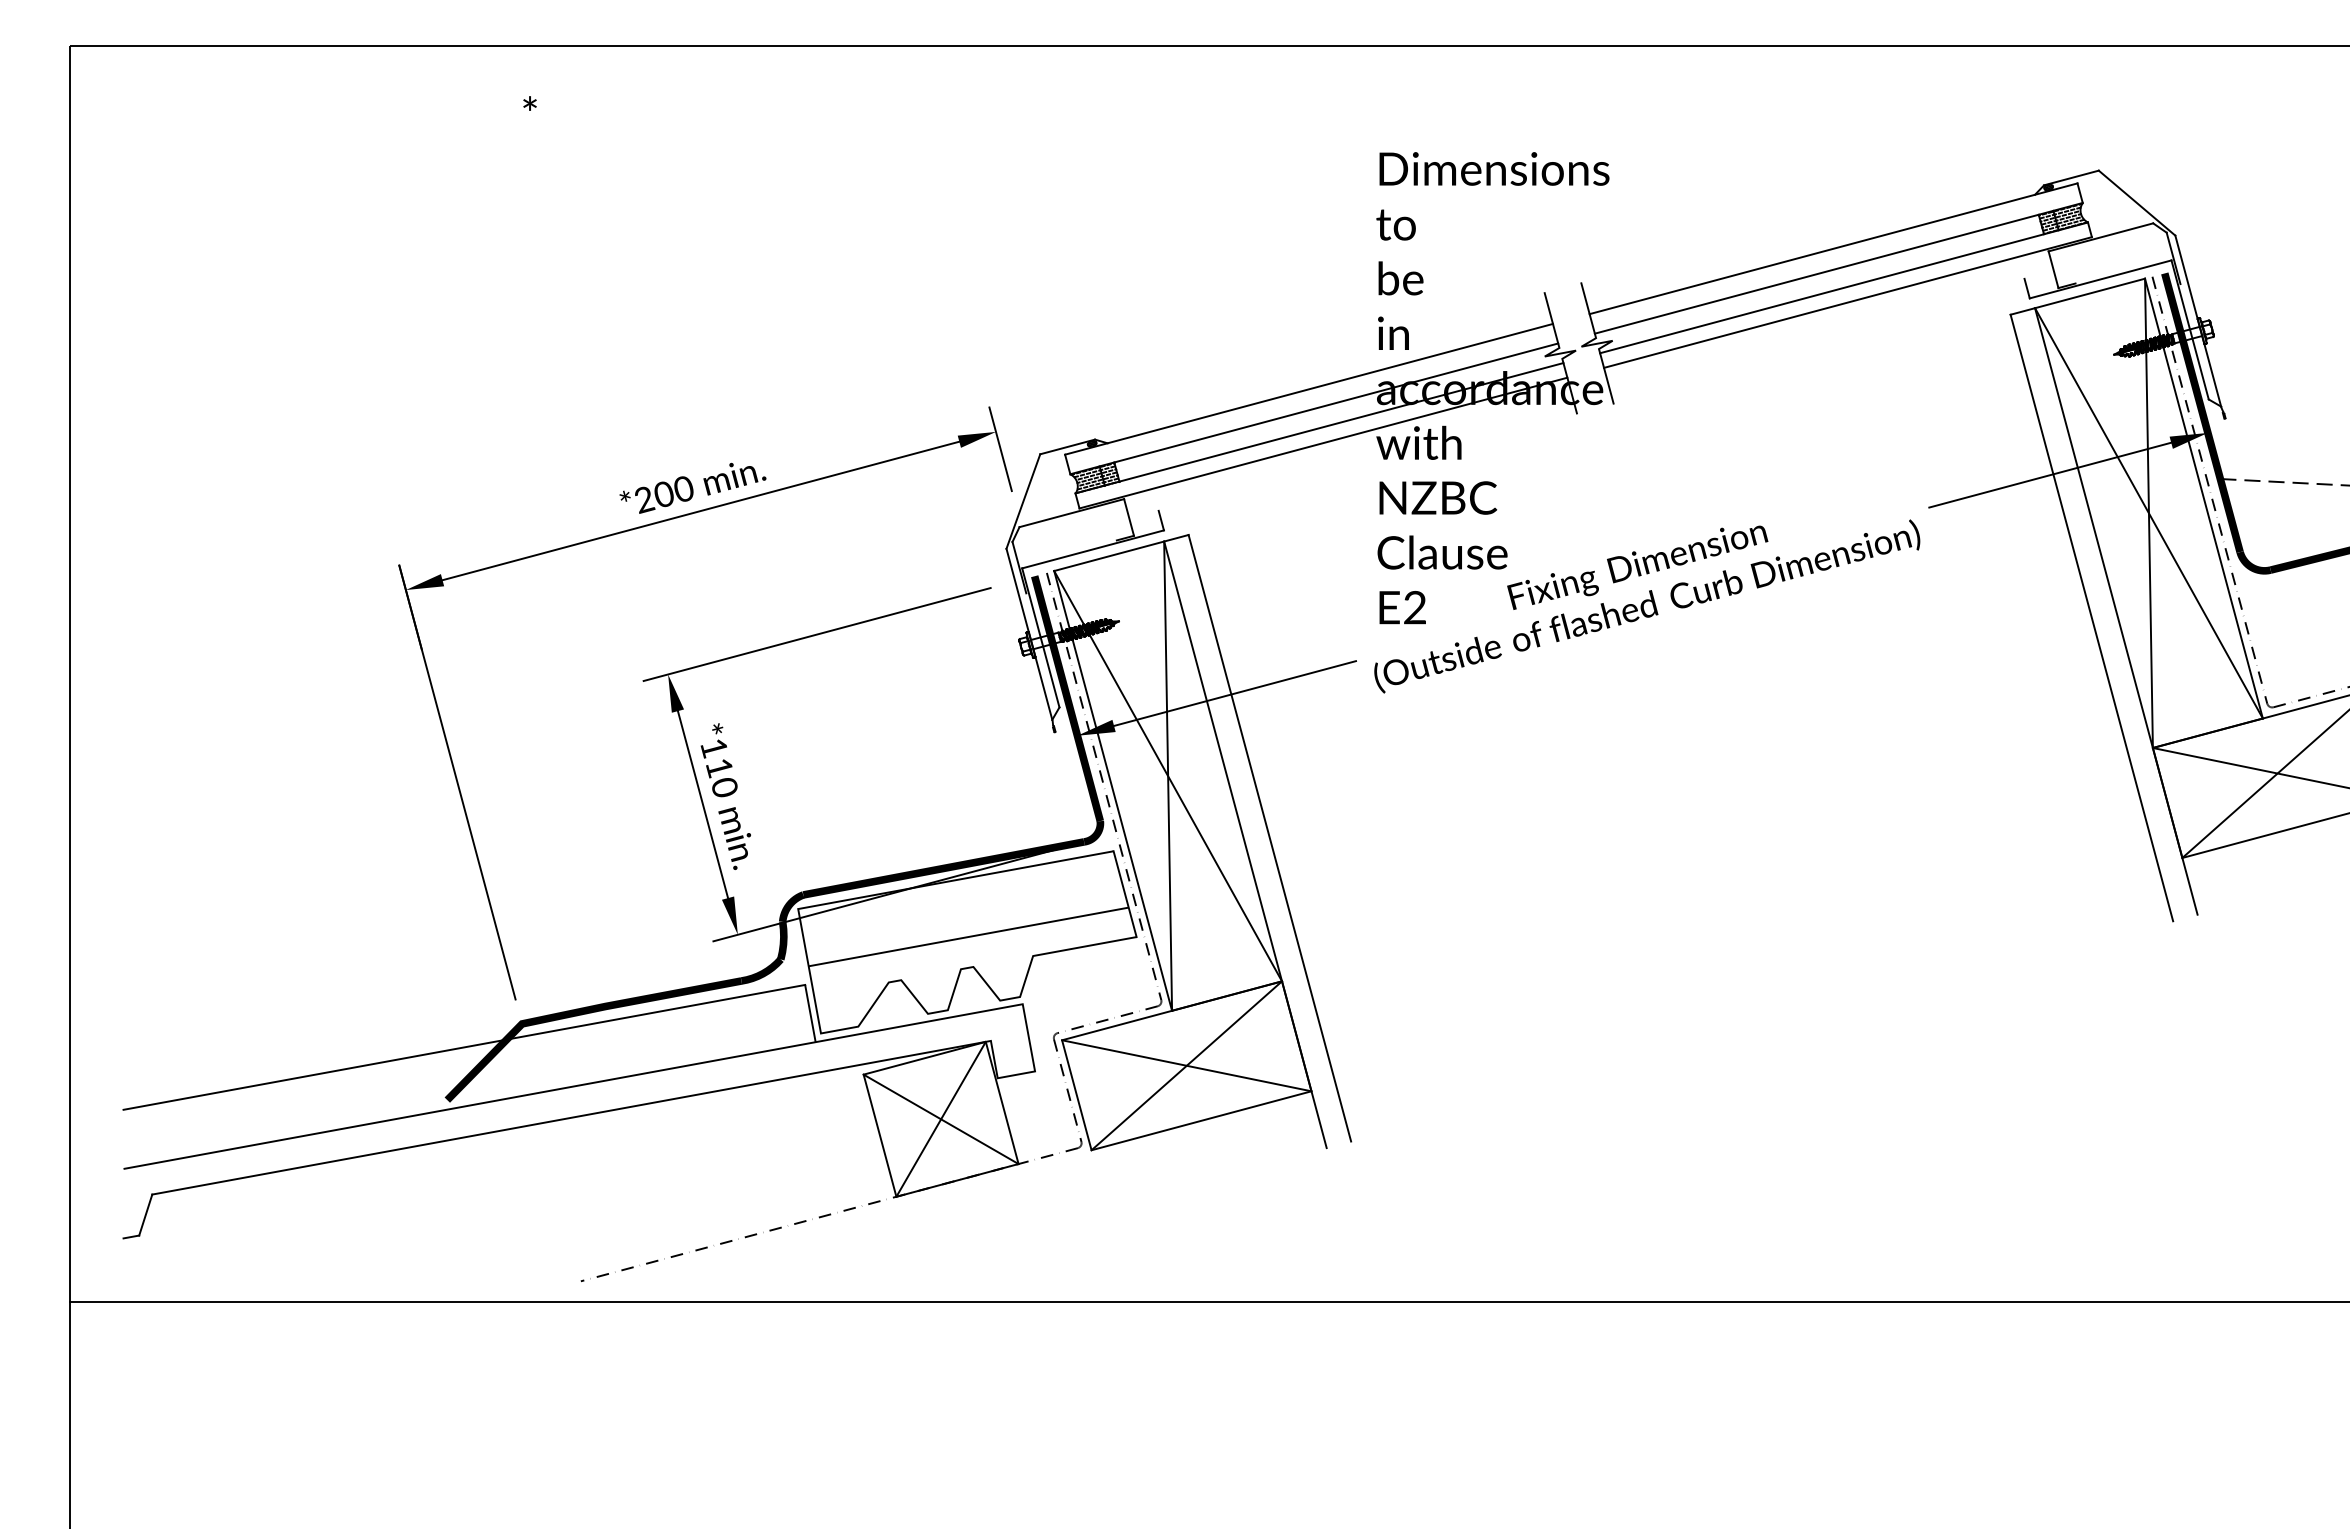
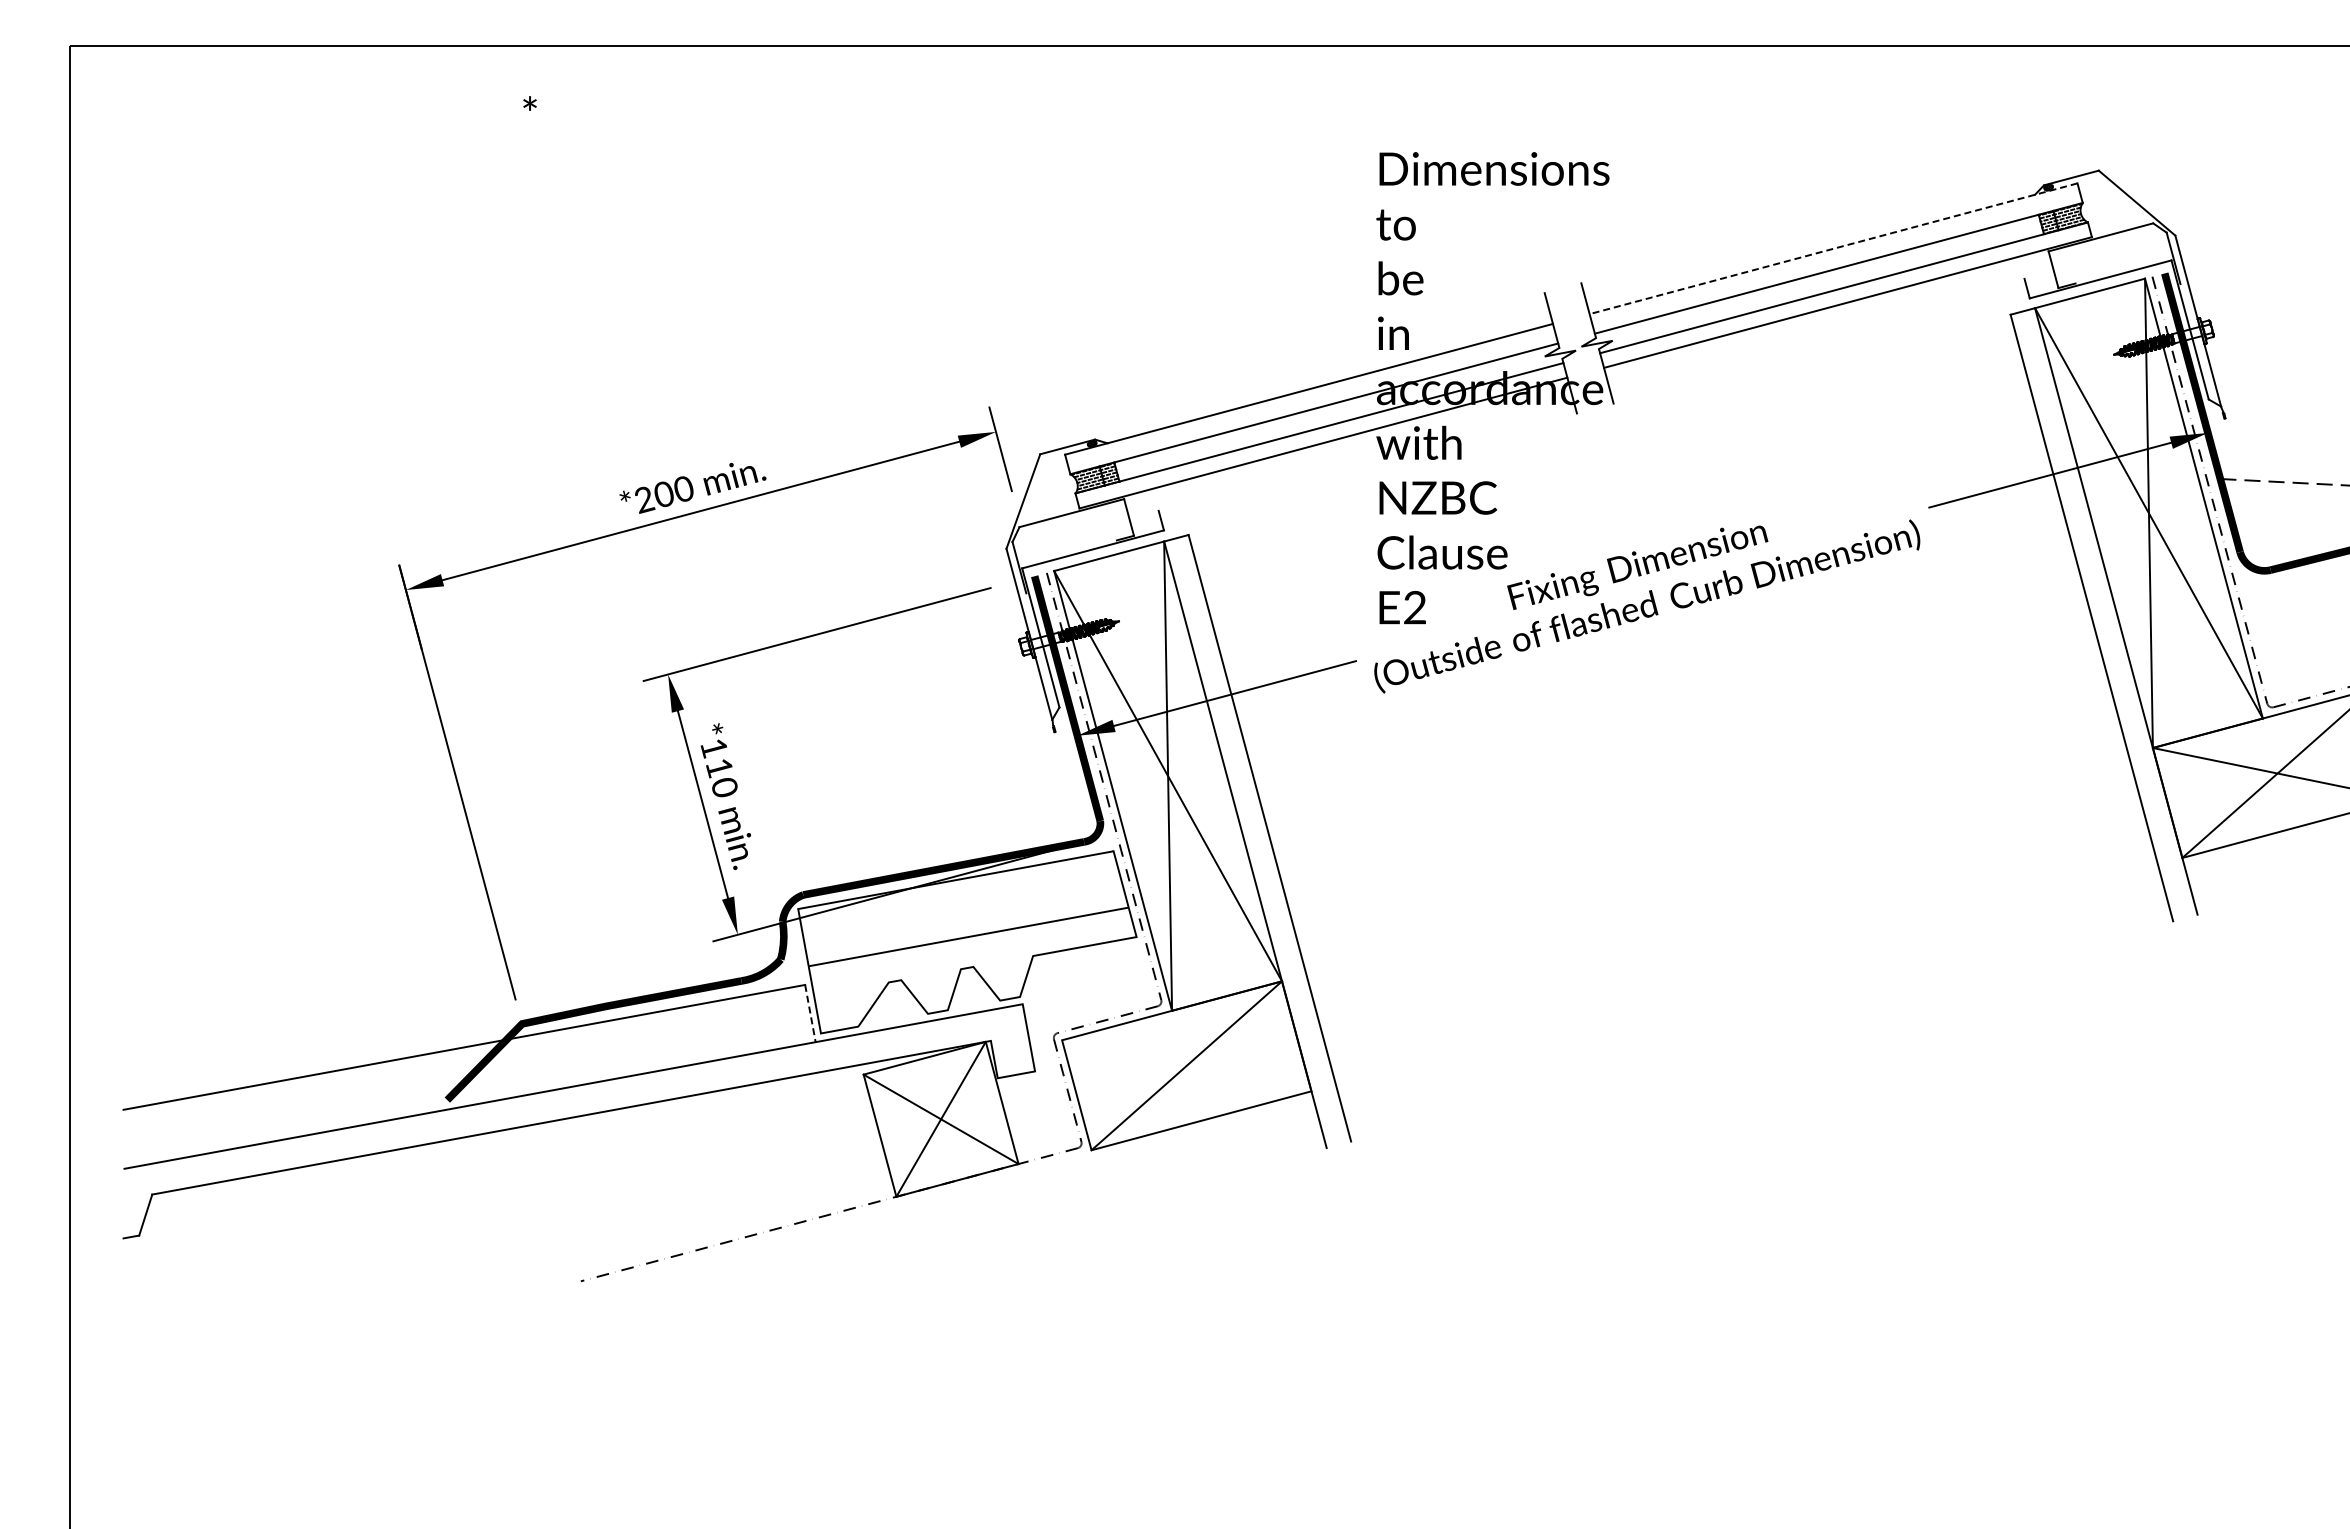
line: solid -> dashed (1833, 248)
line: solid -> dashed (810, 1014)
line: present -> none (1186, 1065)
line: present -> none (1208, 1301)
